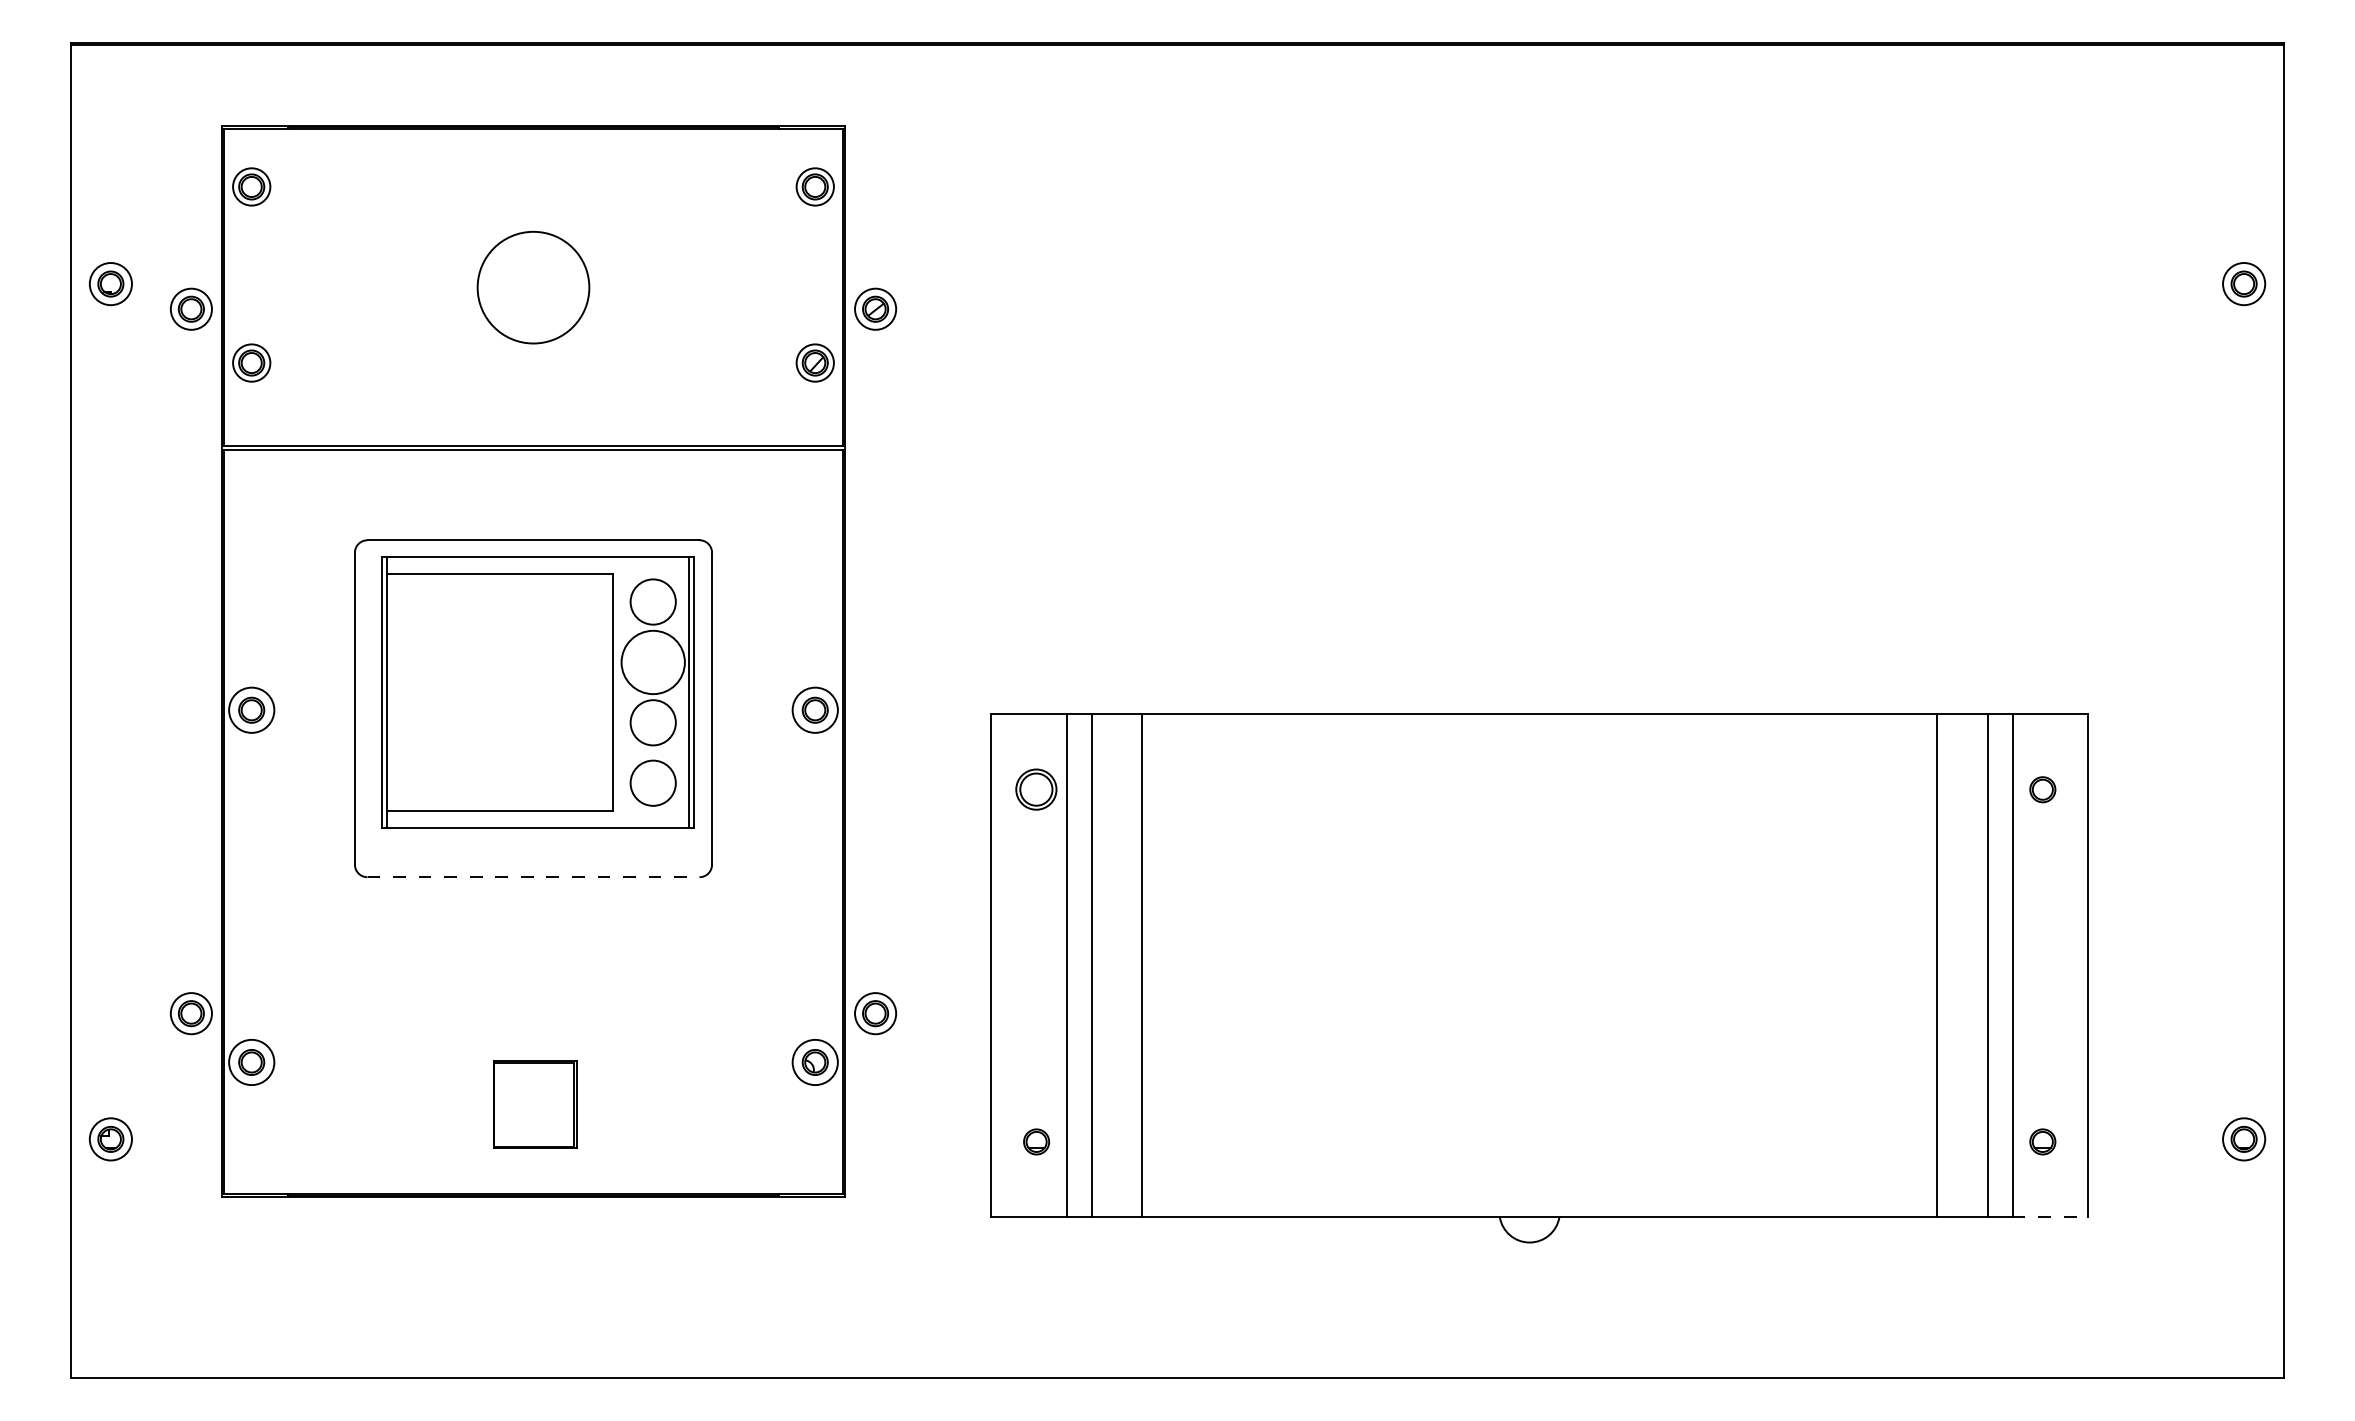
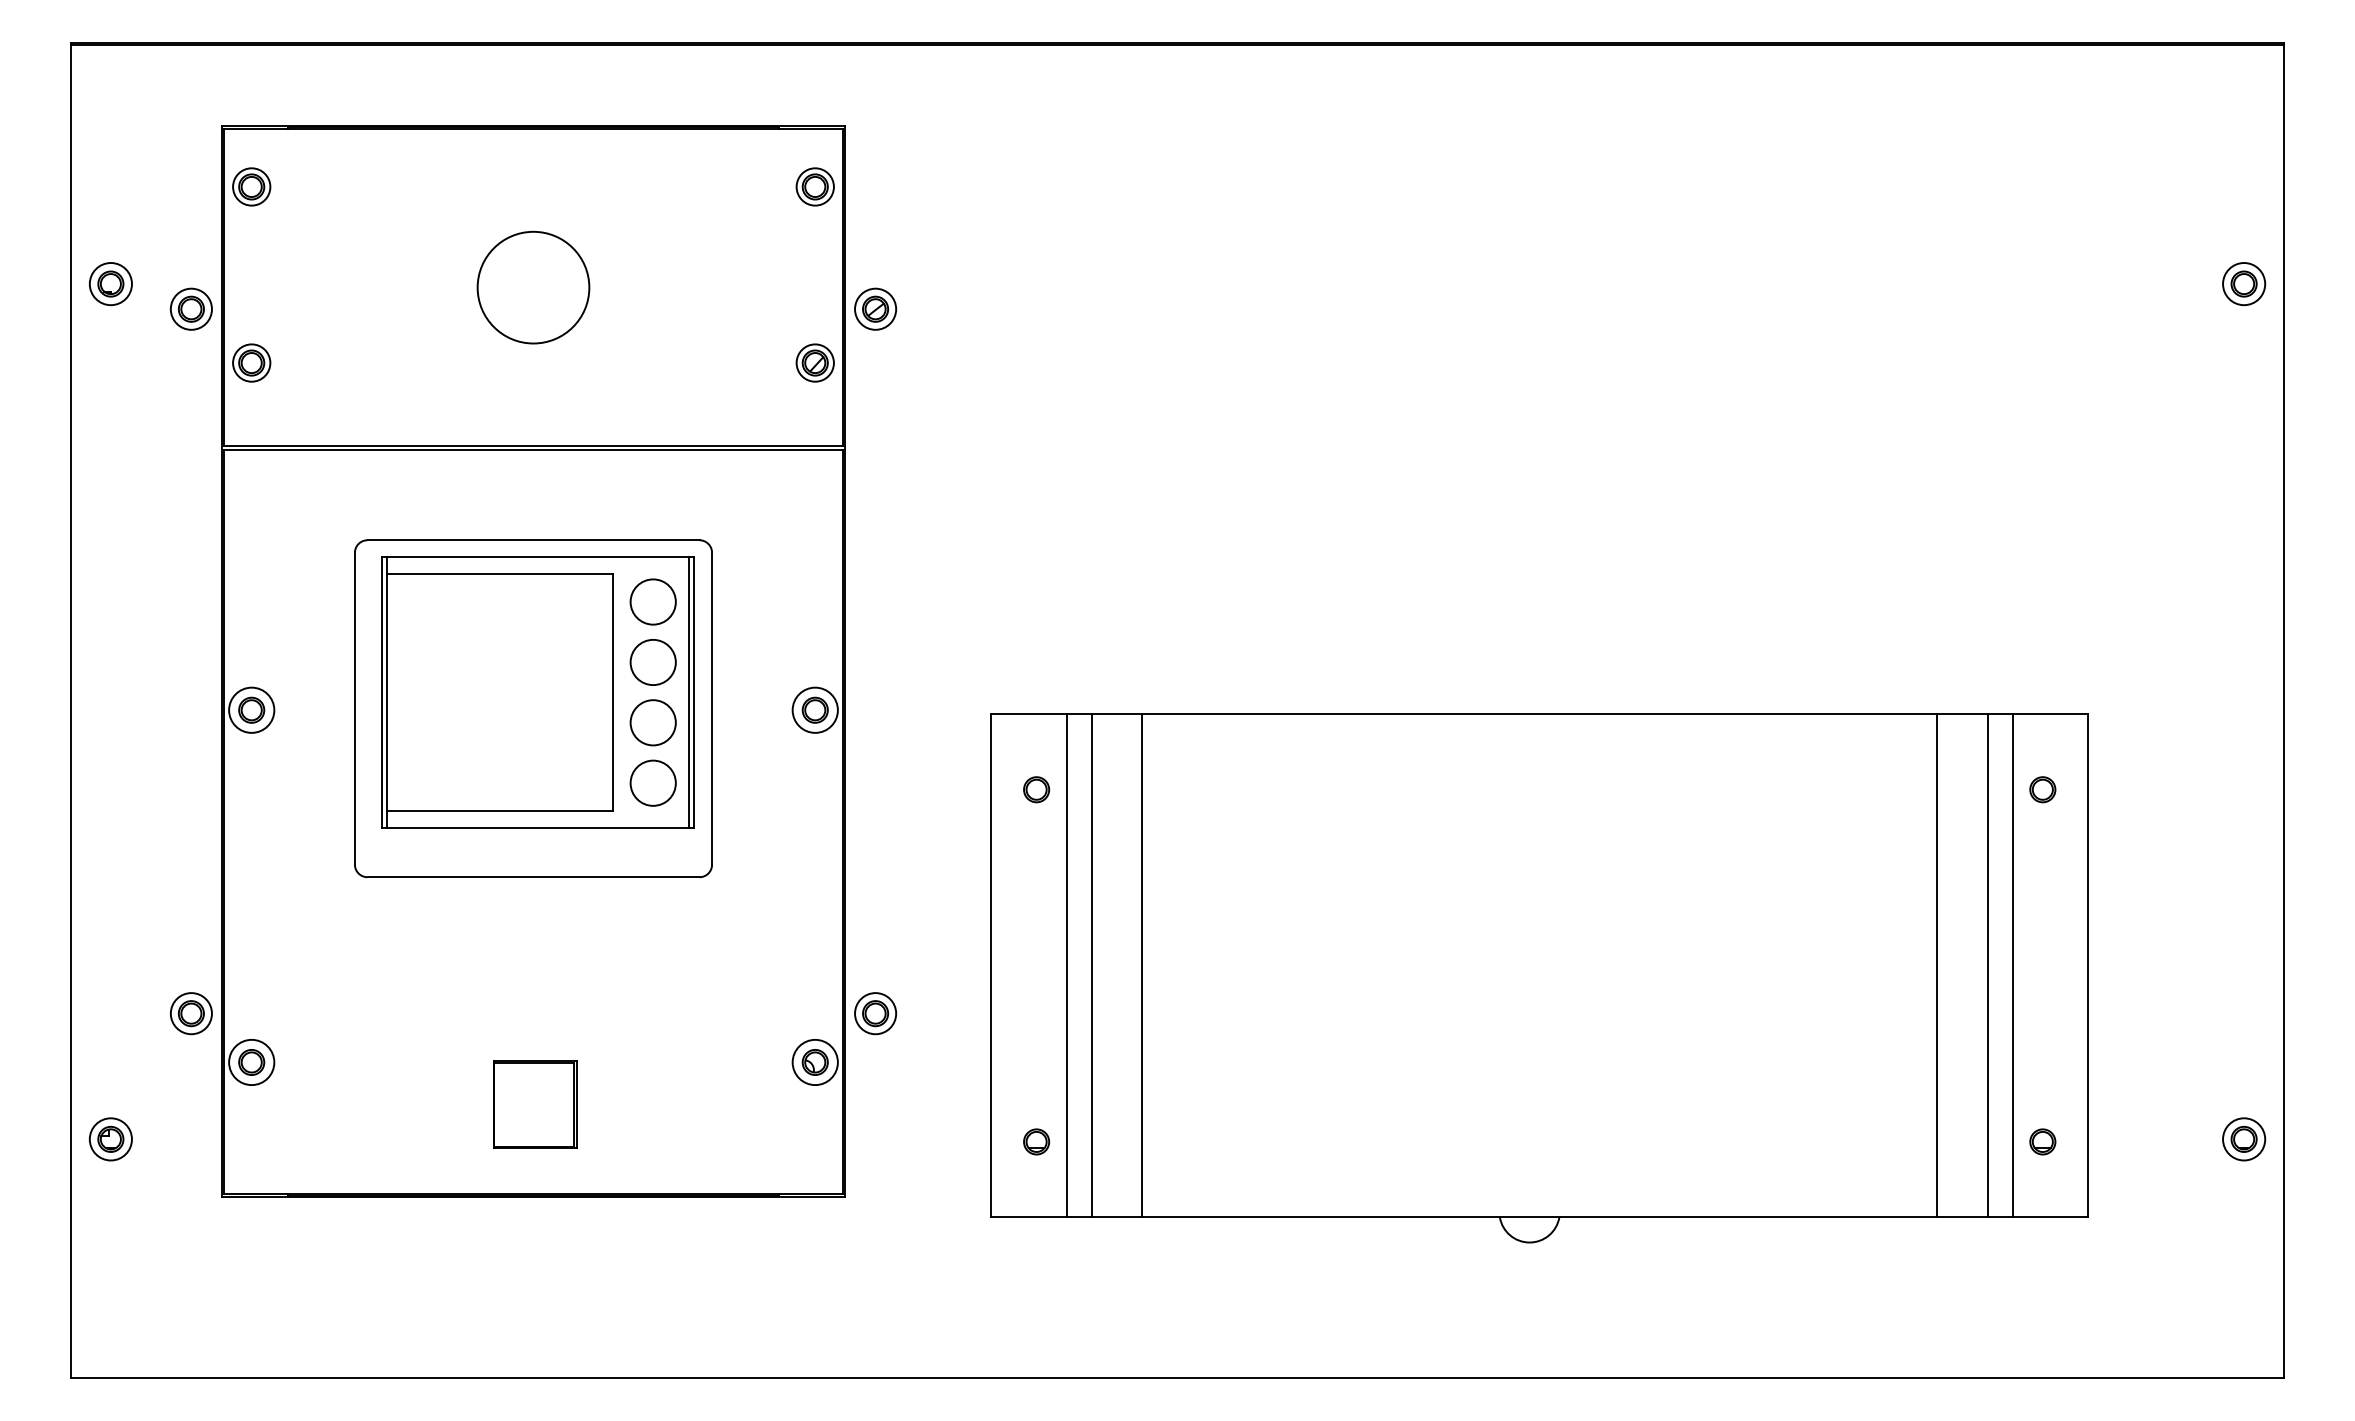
circle diameter: 63 px -> 45 px (652, 662)
part size: 43x43 px -> 28x28 px (1036, 789)
line: dashed -> solid (534, 877)
line: dashed -> solid (2050, 1217)
